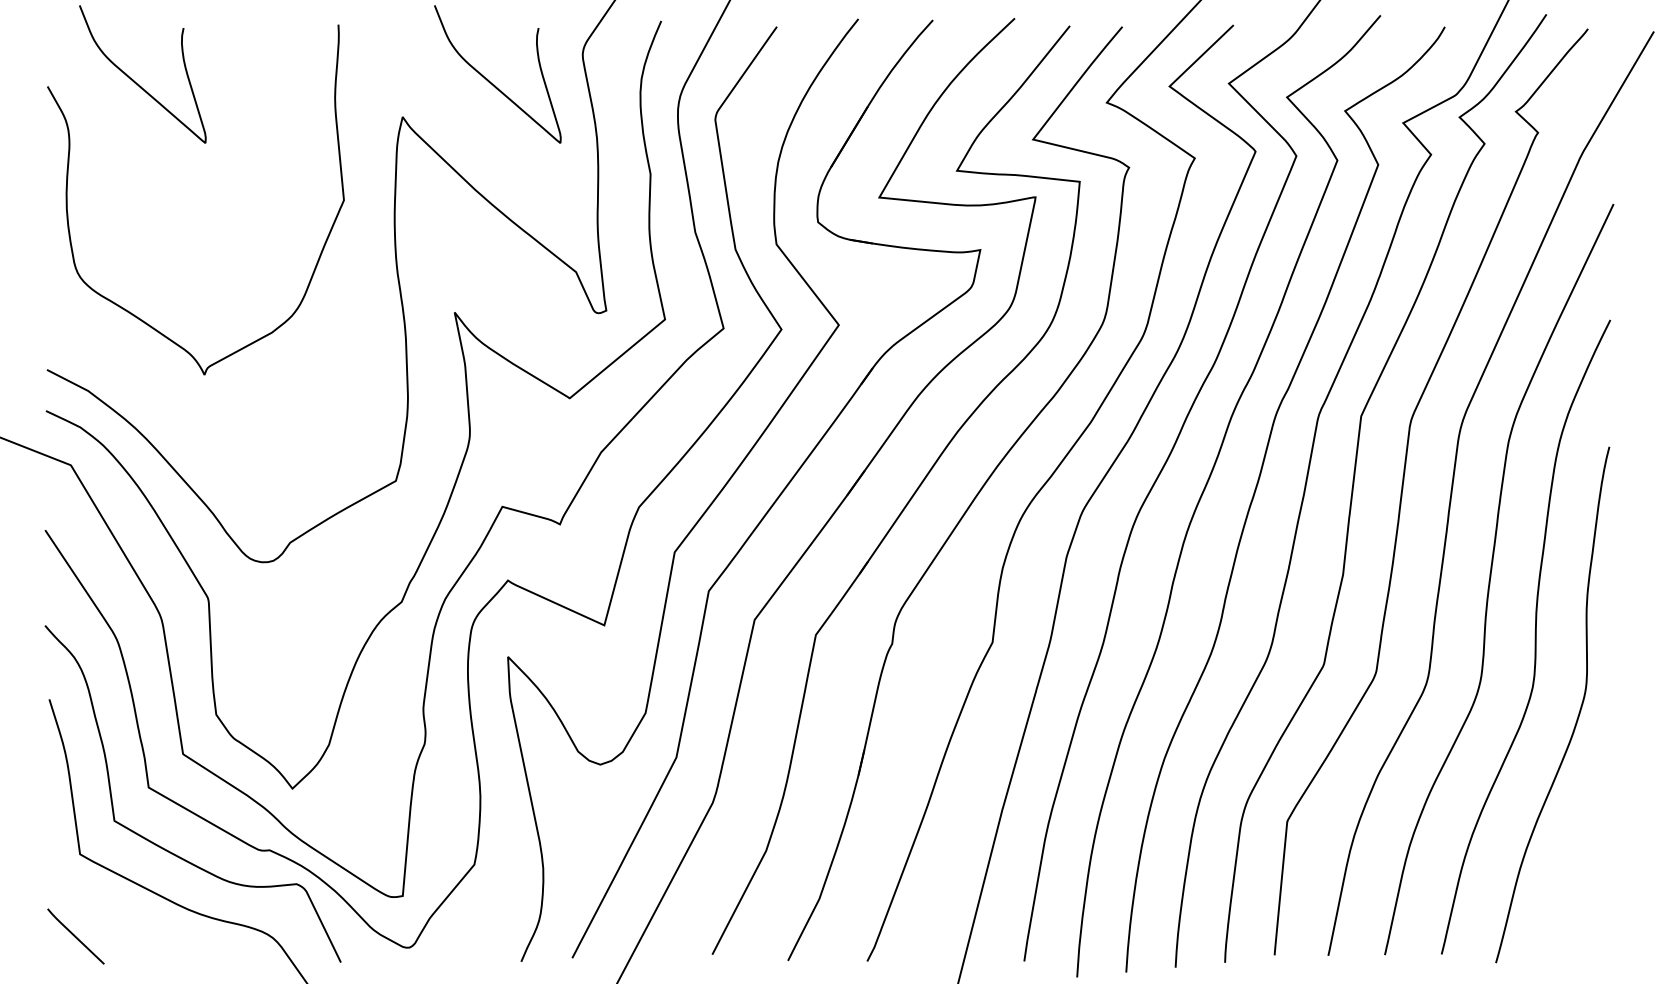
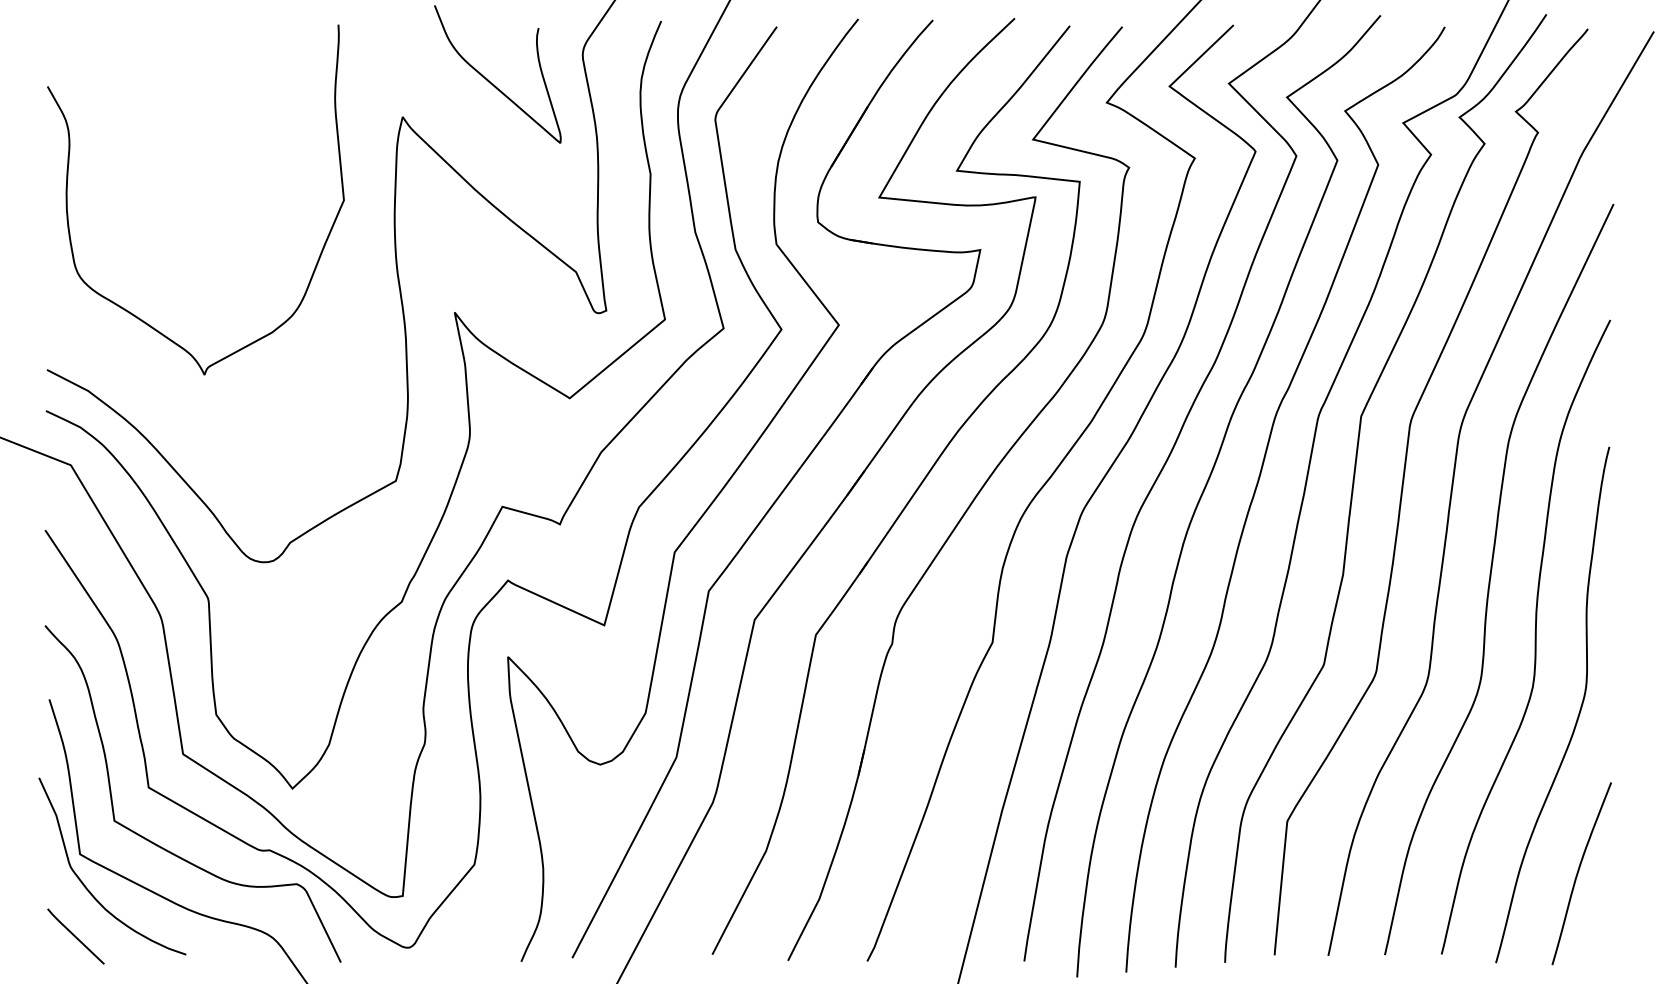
curve: present -> none (135, 81)
curve: none -> present (1579, 871)
curve: none -> present (86, 886)
